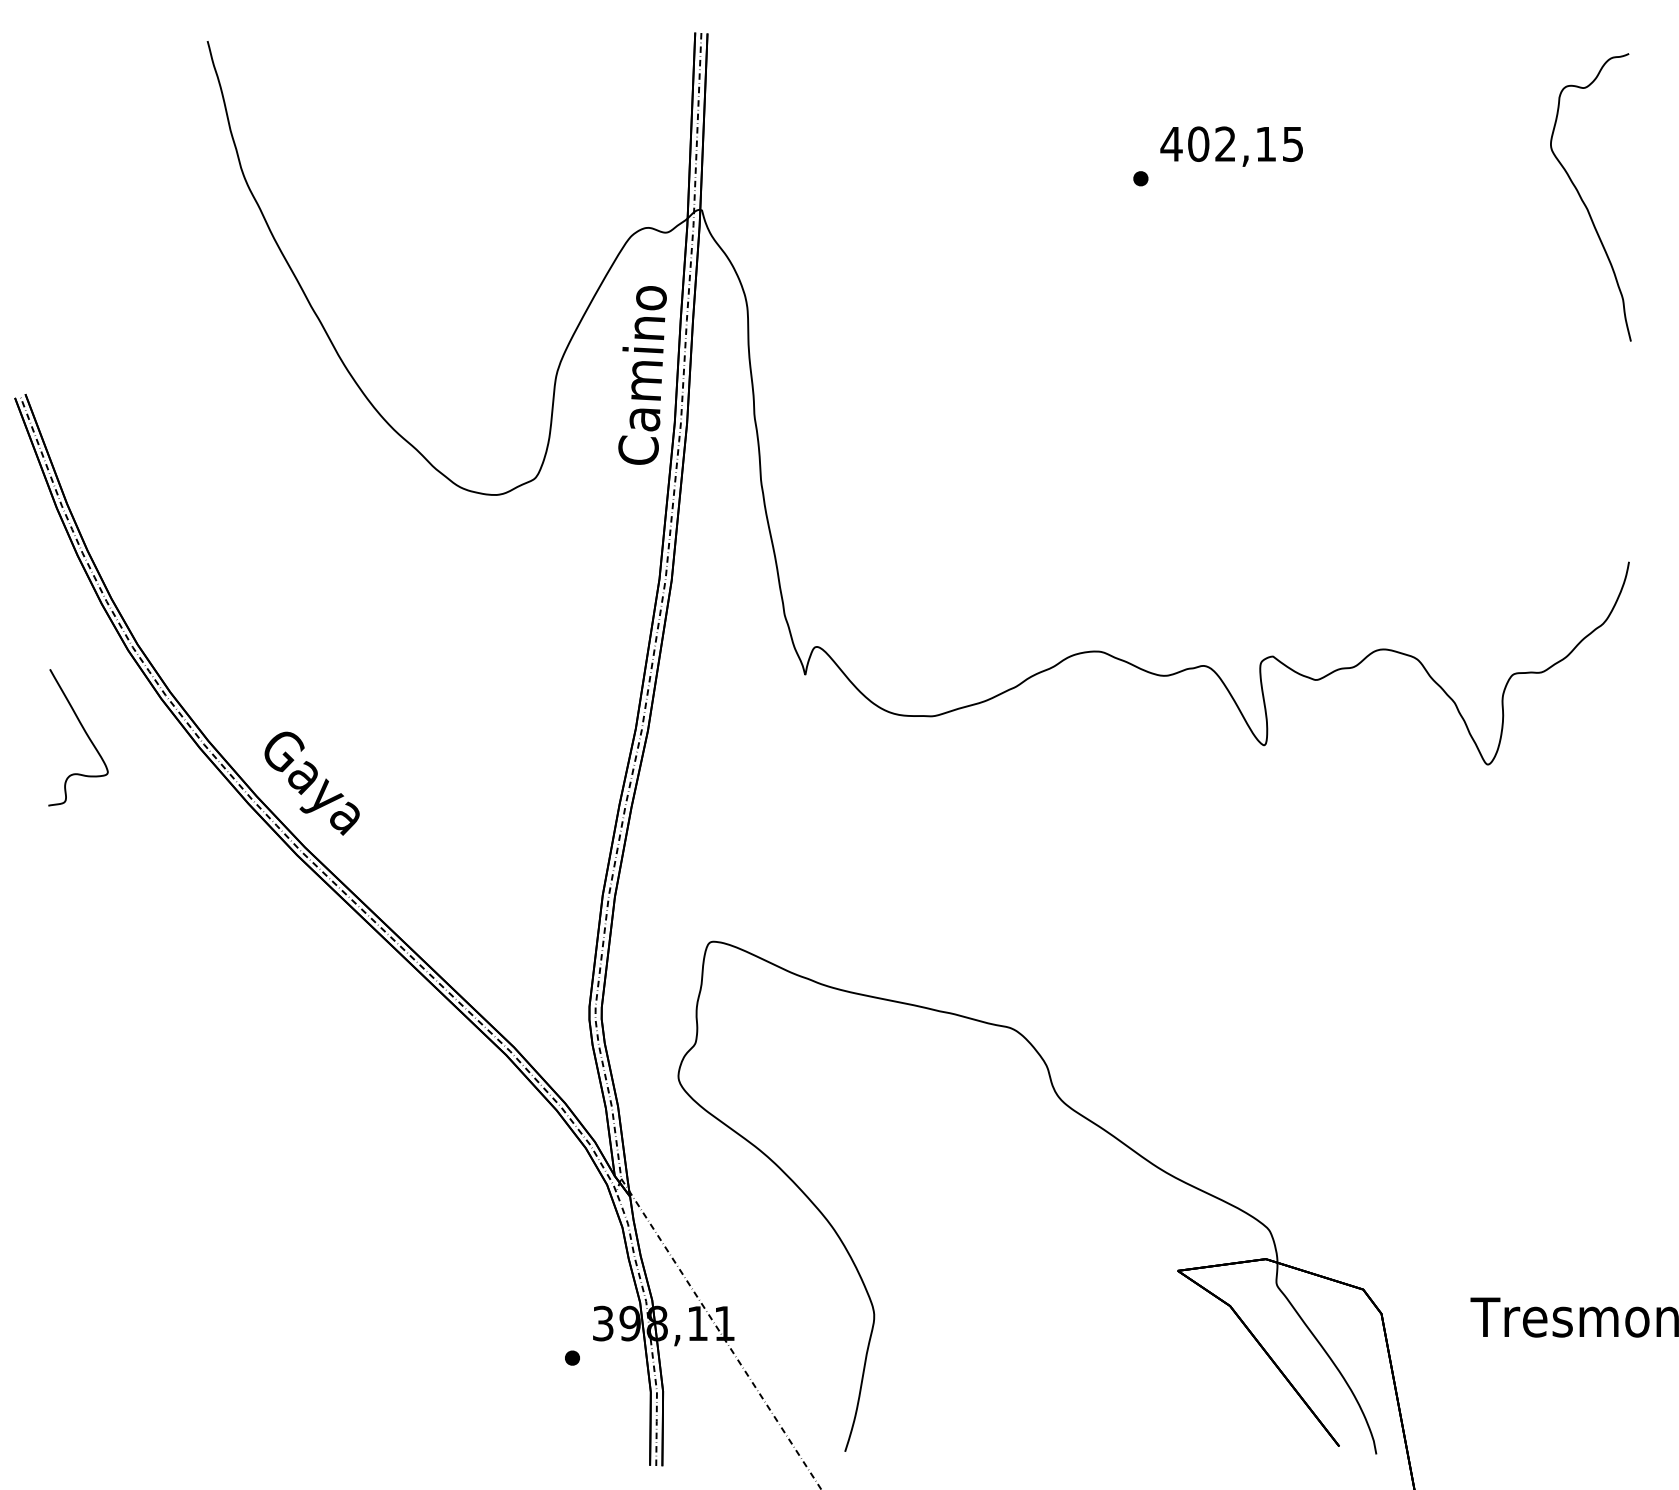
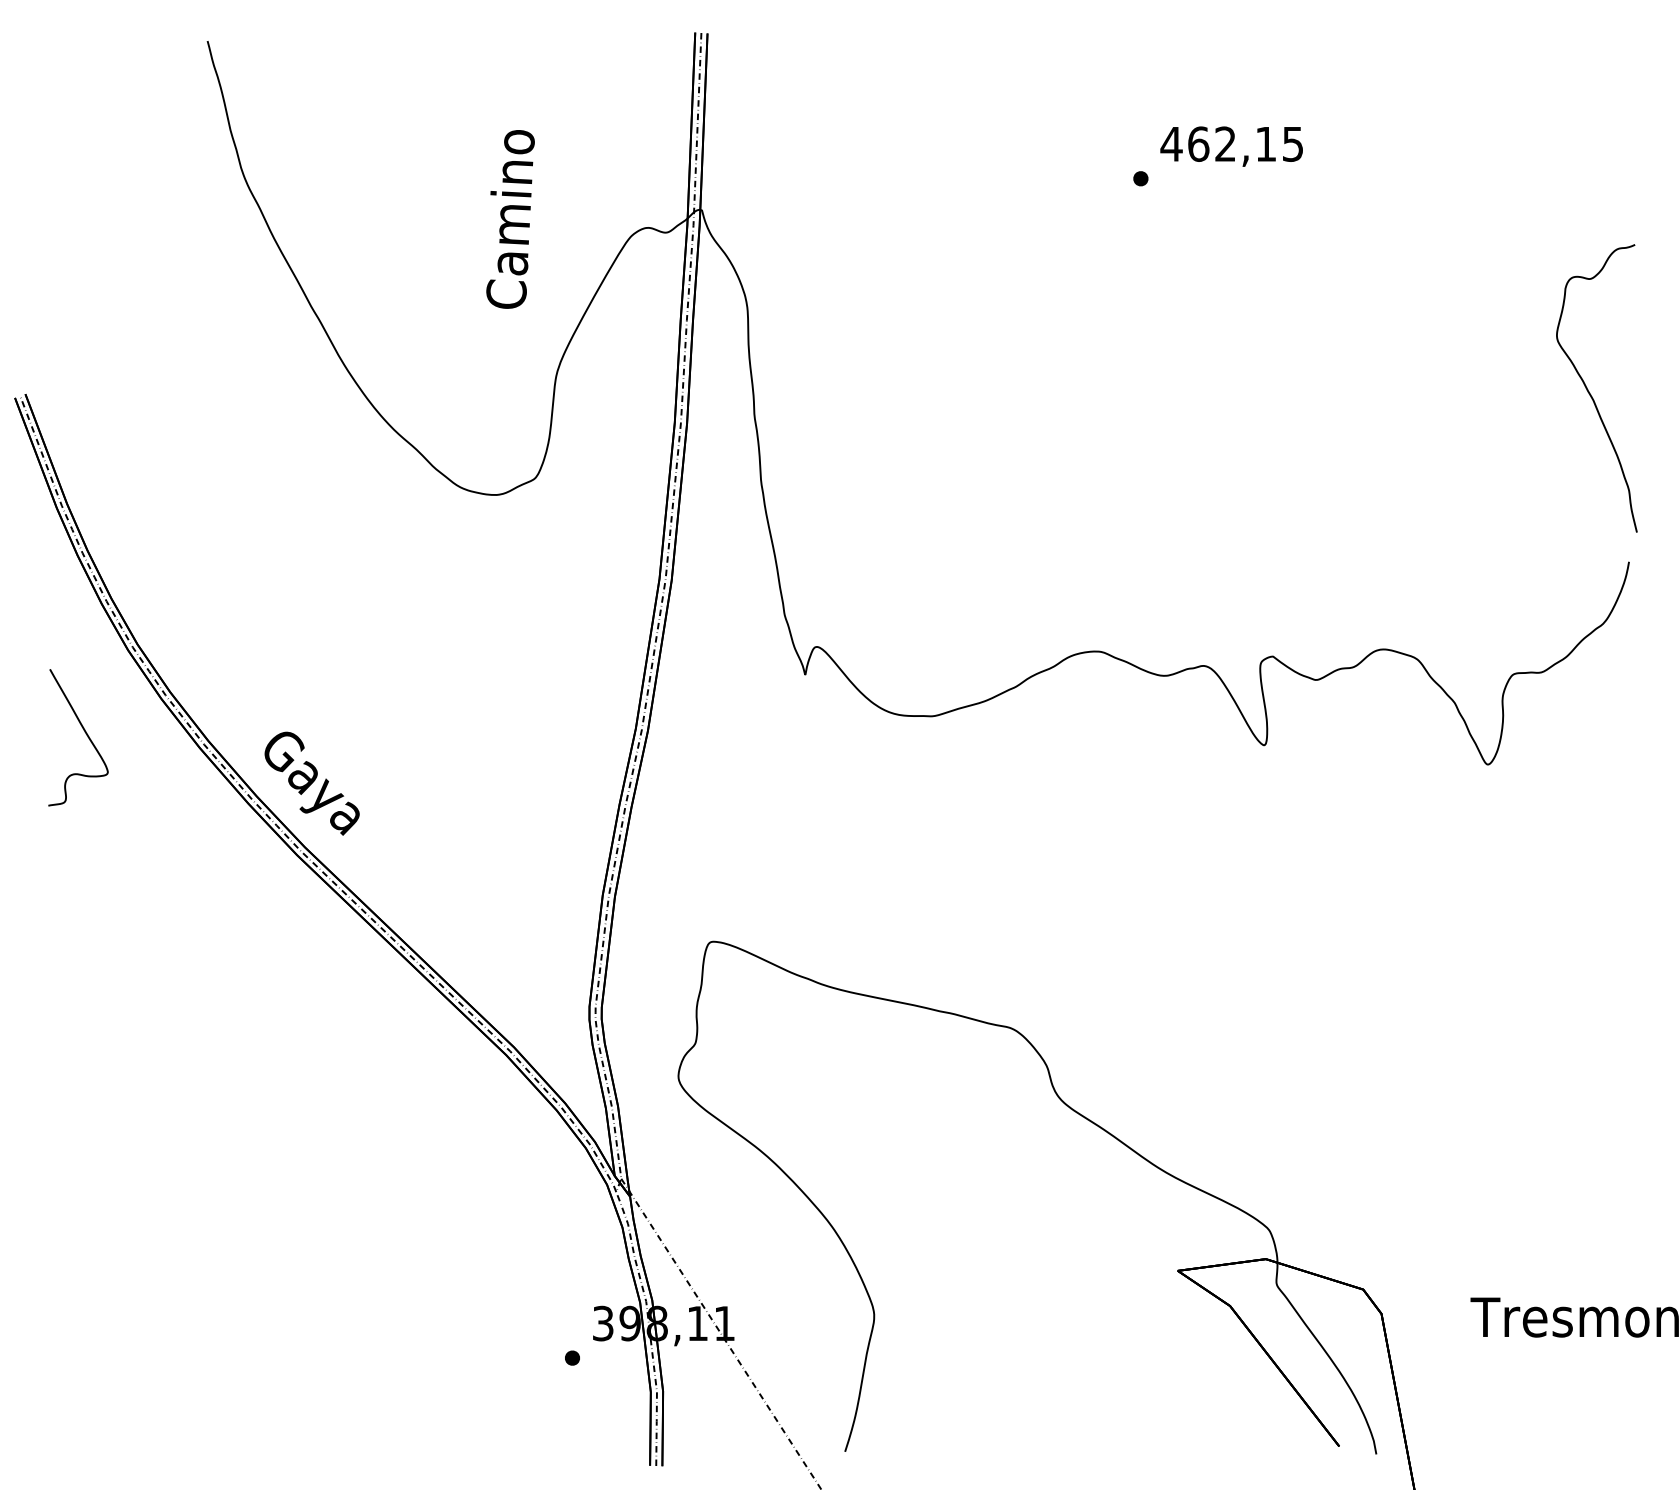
text: 402,15 -> 462,15 (1198, 143)
curve position: (1583, 200) -> (1589, 391) (1589, 391)
text position: (642, 375) -> (510, 219) (510, 219)
